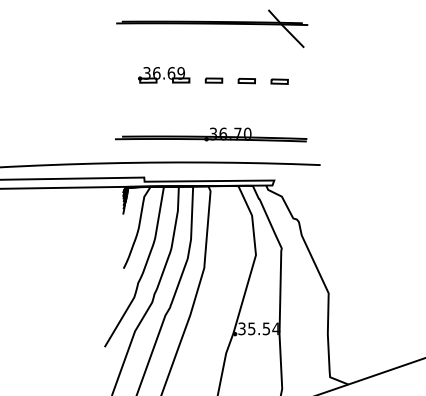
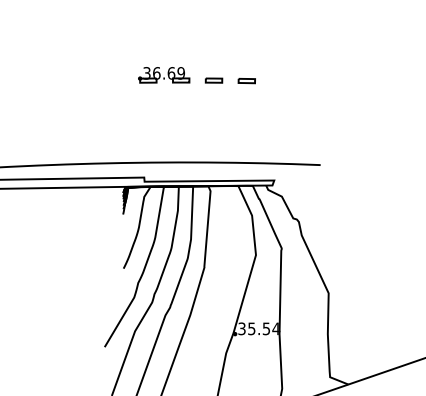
part: present -> none (212, 28)
part: present -> none (279, 81)
part: present -> none (211, 134)
